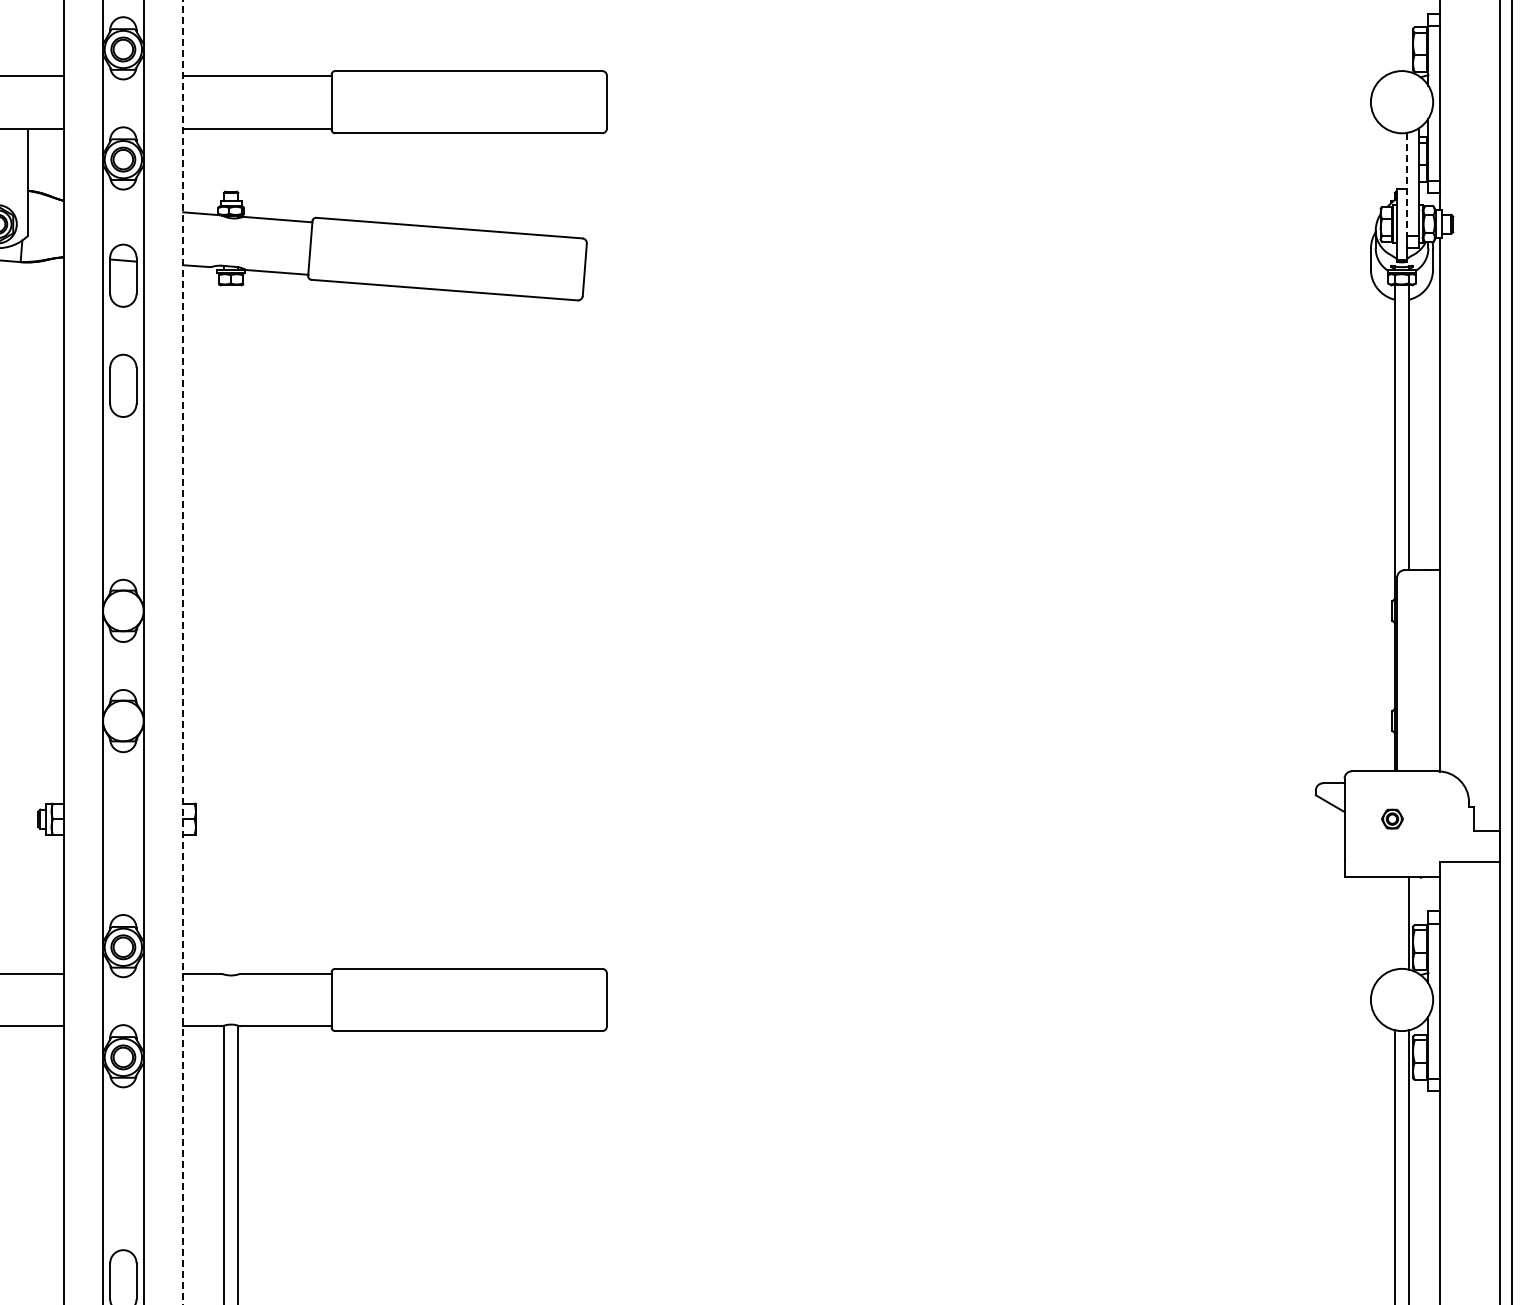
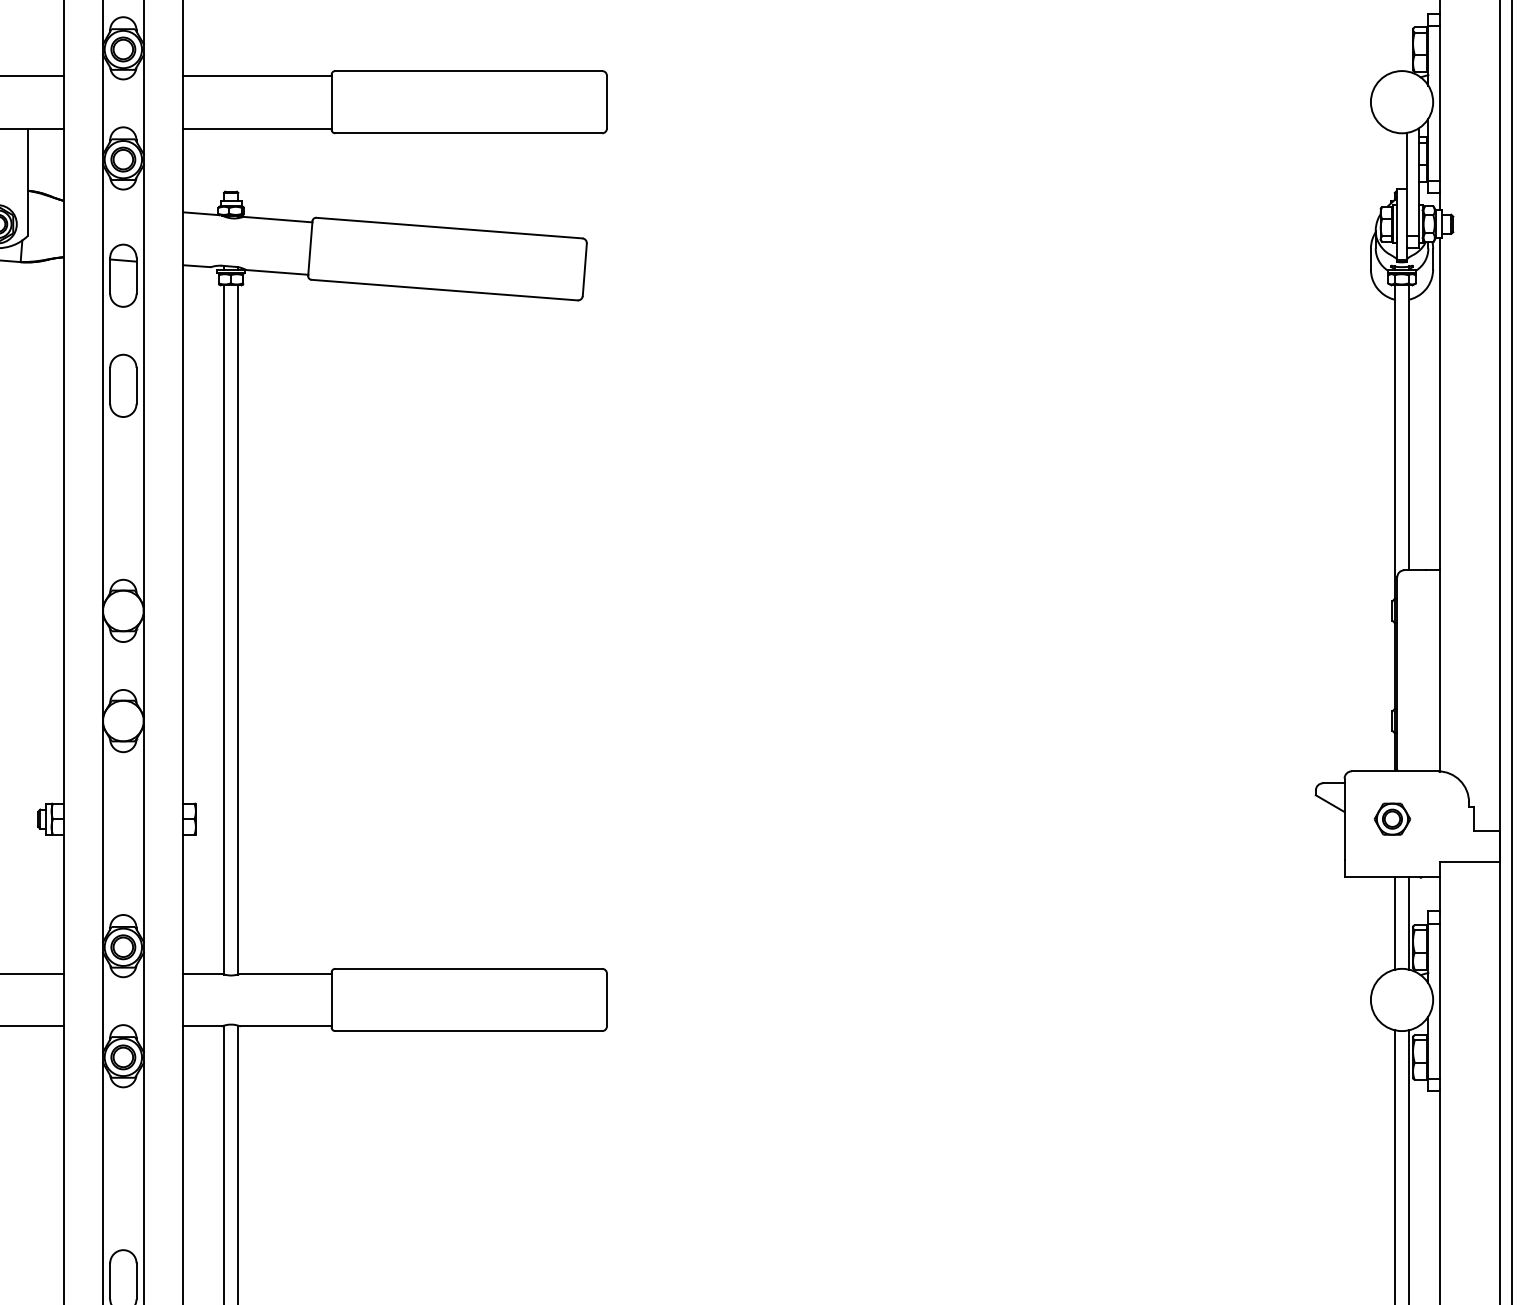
line: dashed -> solid (1406, 184)
line: none -> present (223, 629)
line: none -> present (238, 629)
line: dashed -> solid (183, 652)
part size: 23x22 px -> 37x34 px (1392, 818)
line: none -> present (1394, 922)
